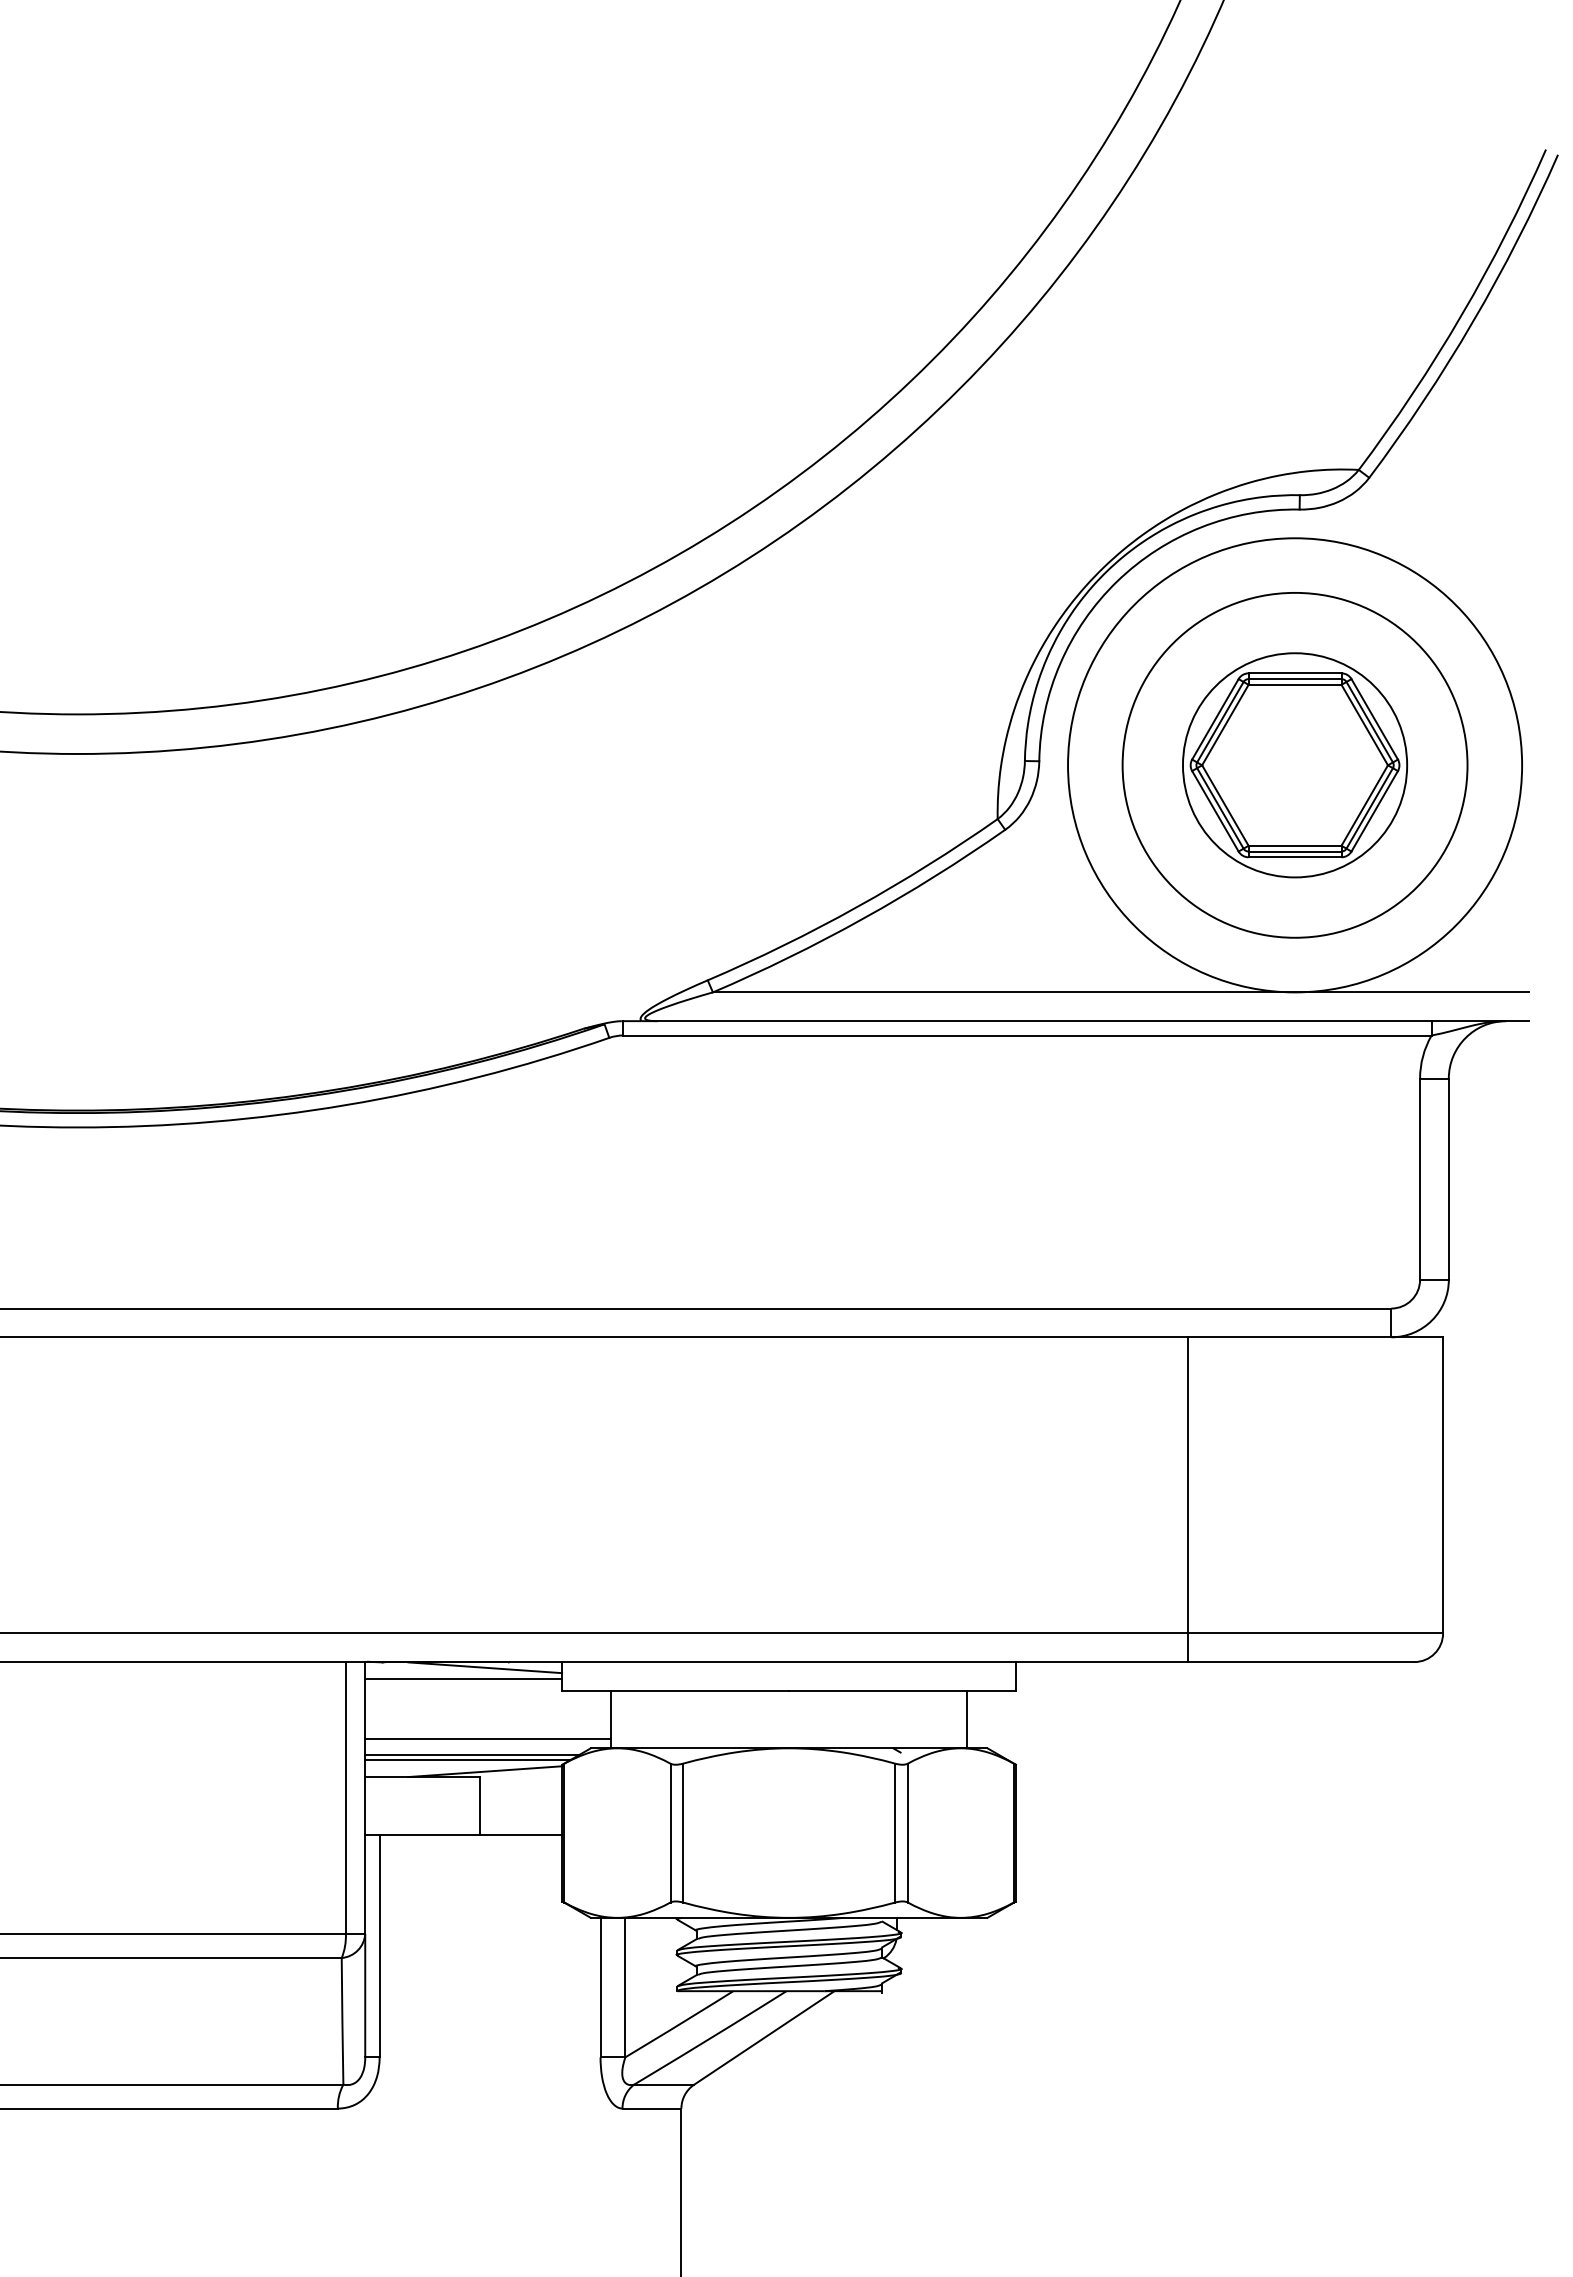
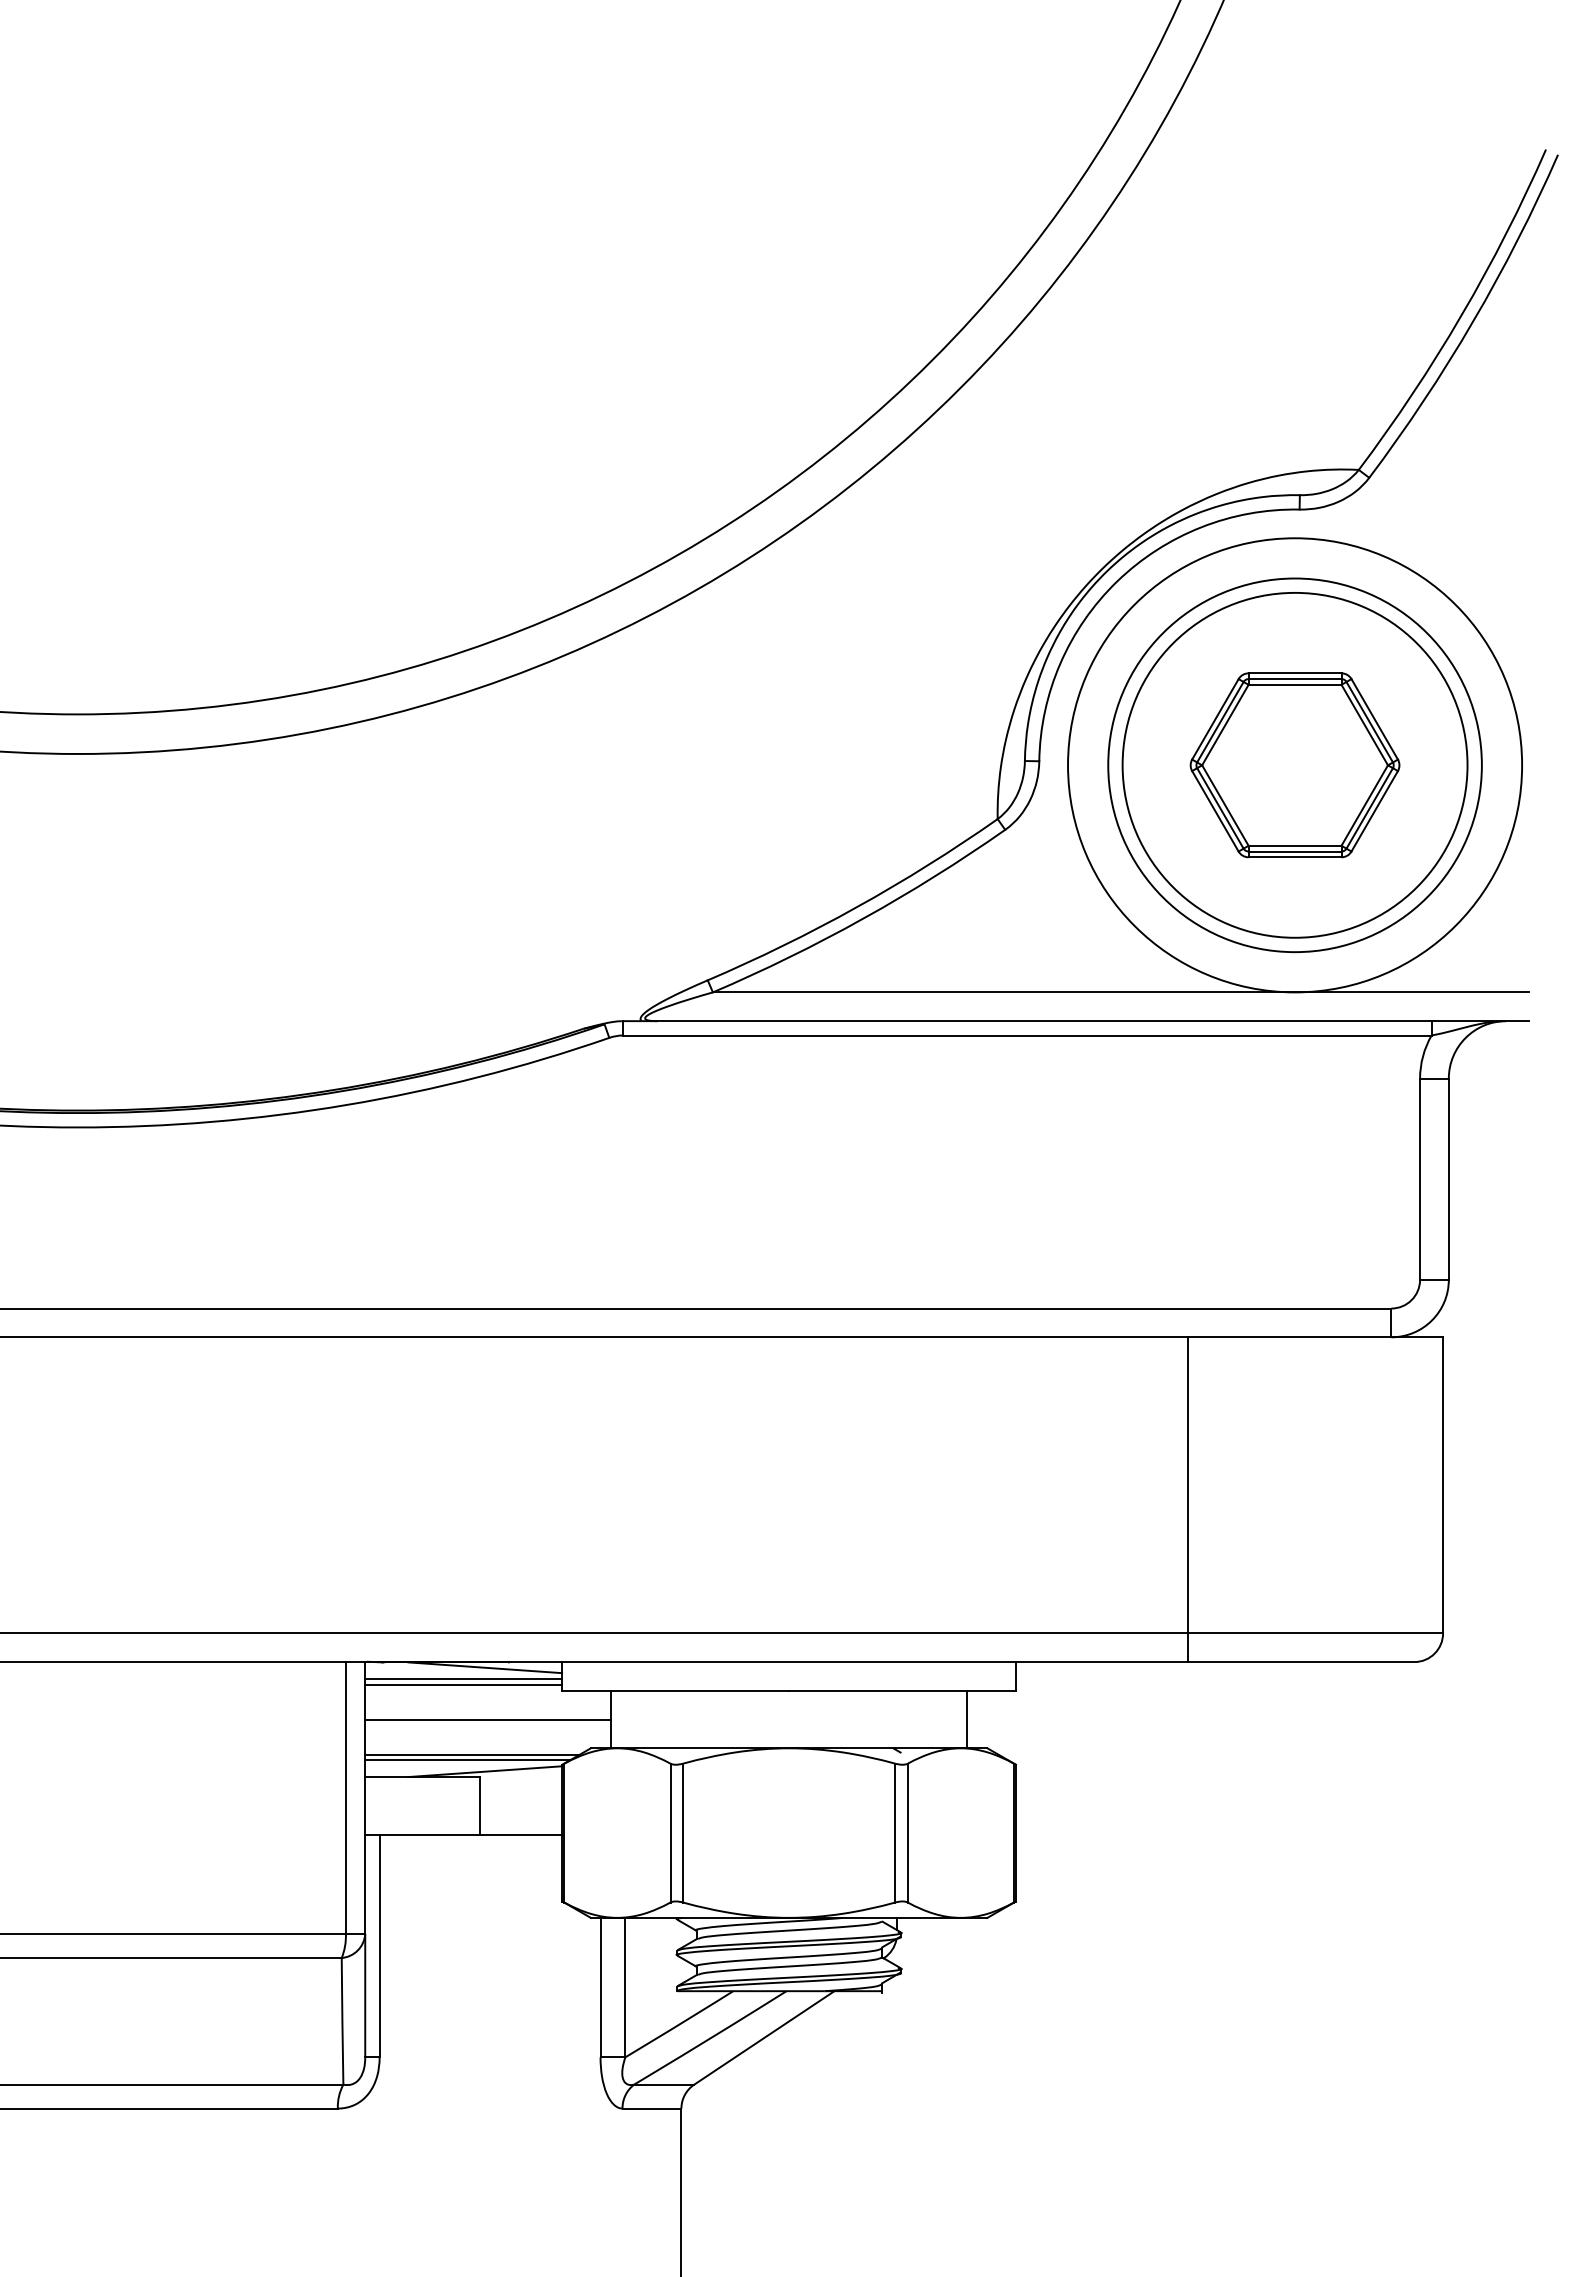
circle diameter: 224 px -> 374 px (1294, 765)
line: none -> present (463, 1684)
line position: (487, 1738) -> (487, 1719) (487, 1719)
